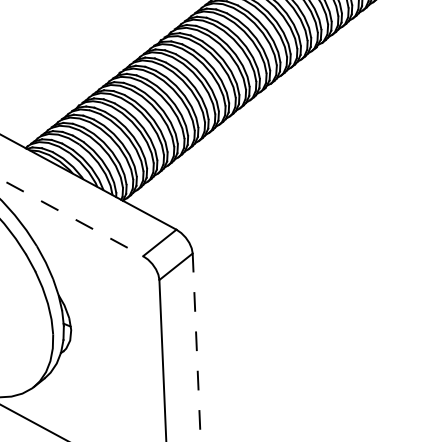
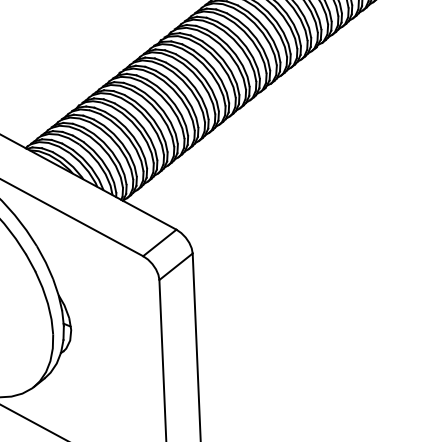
line: dashed -> solid (71, 217)
line: dashed -> solid (196, 347)
